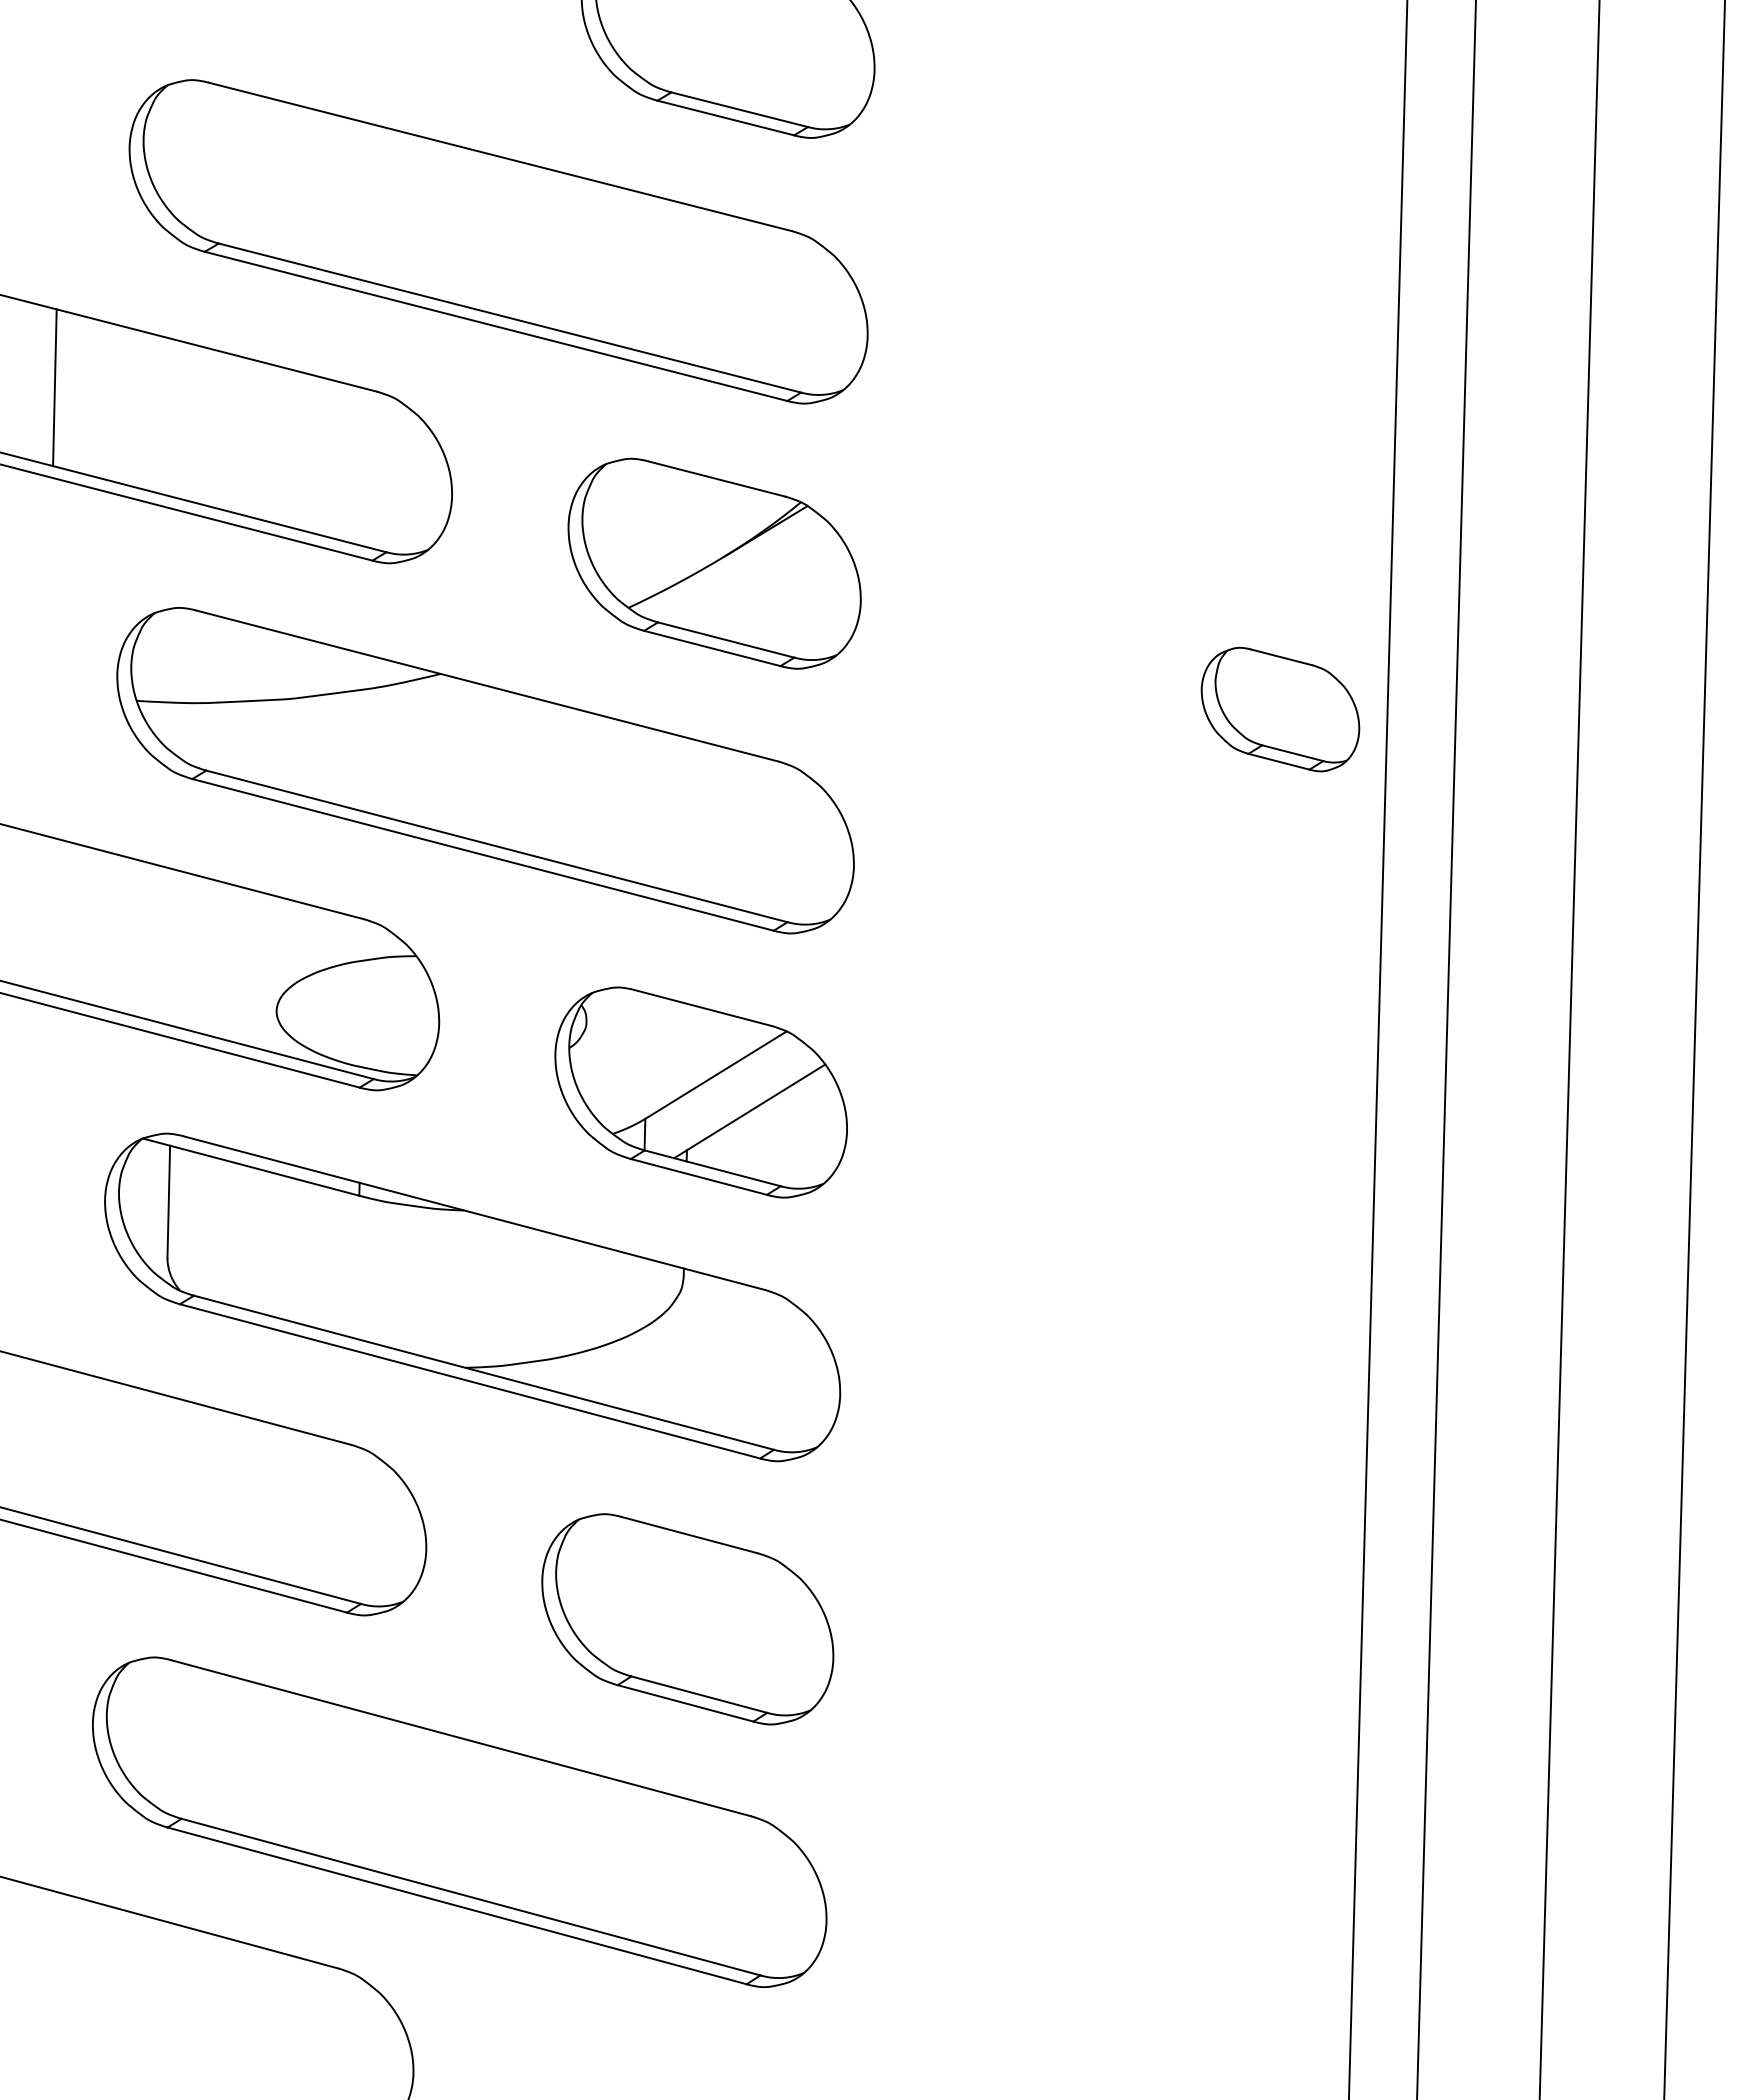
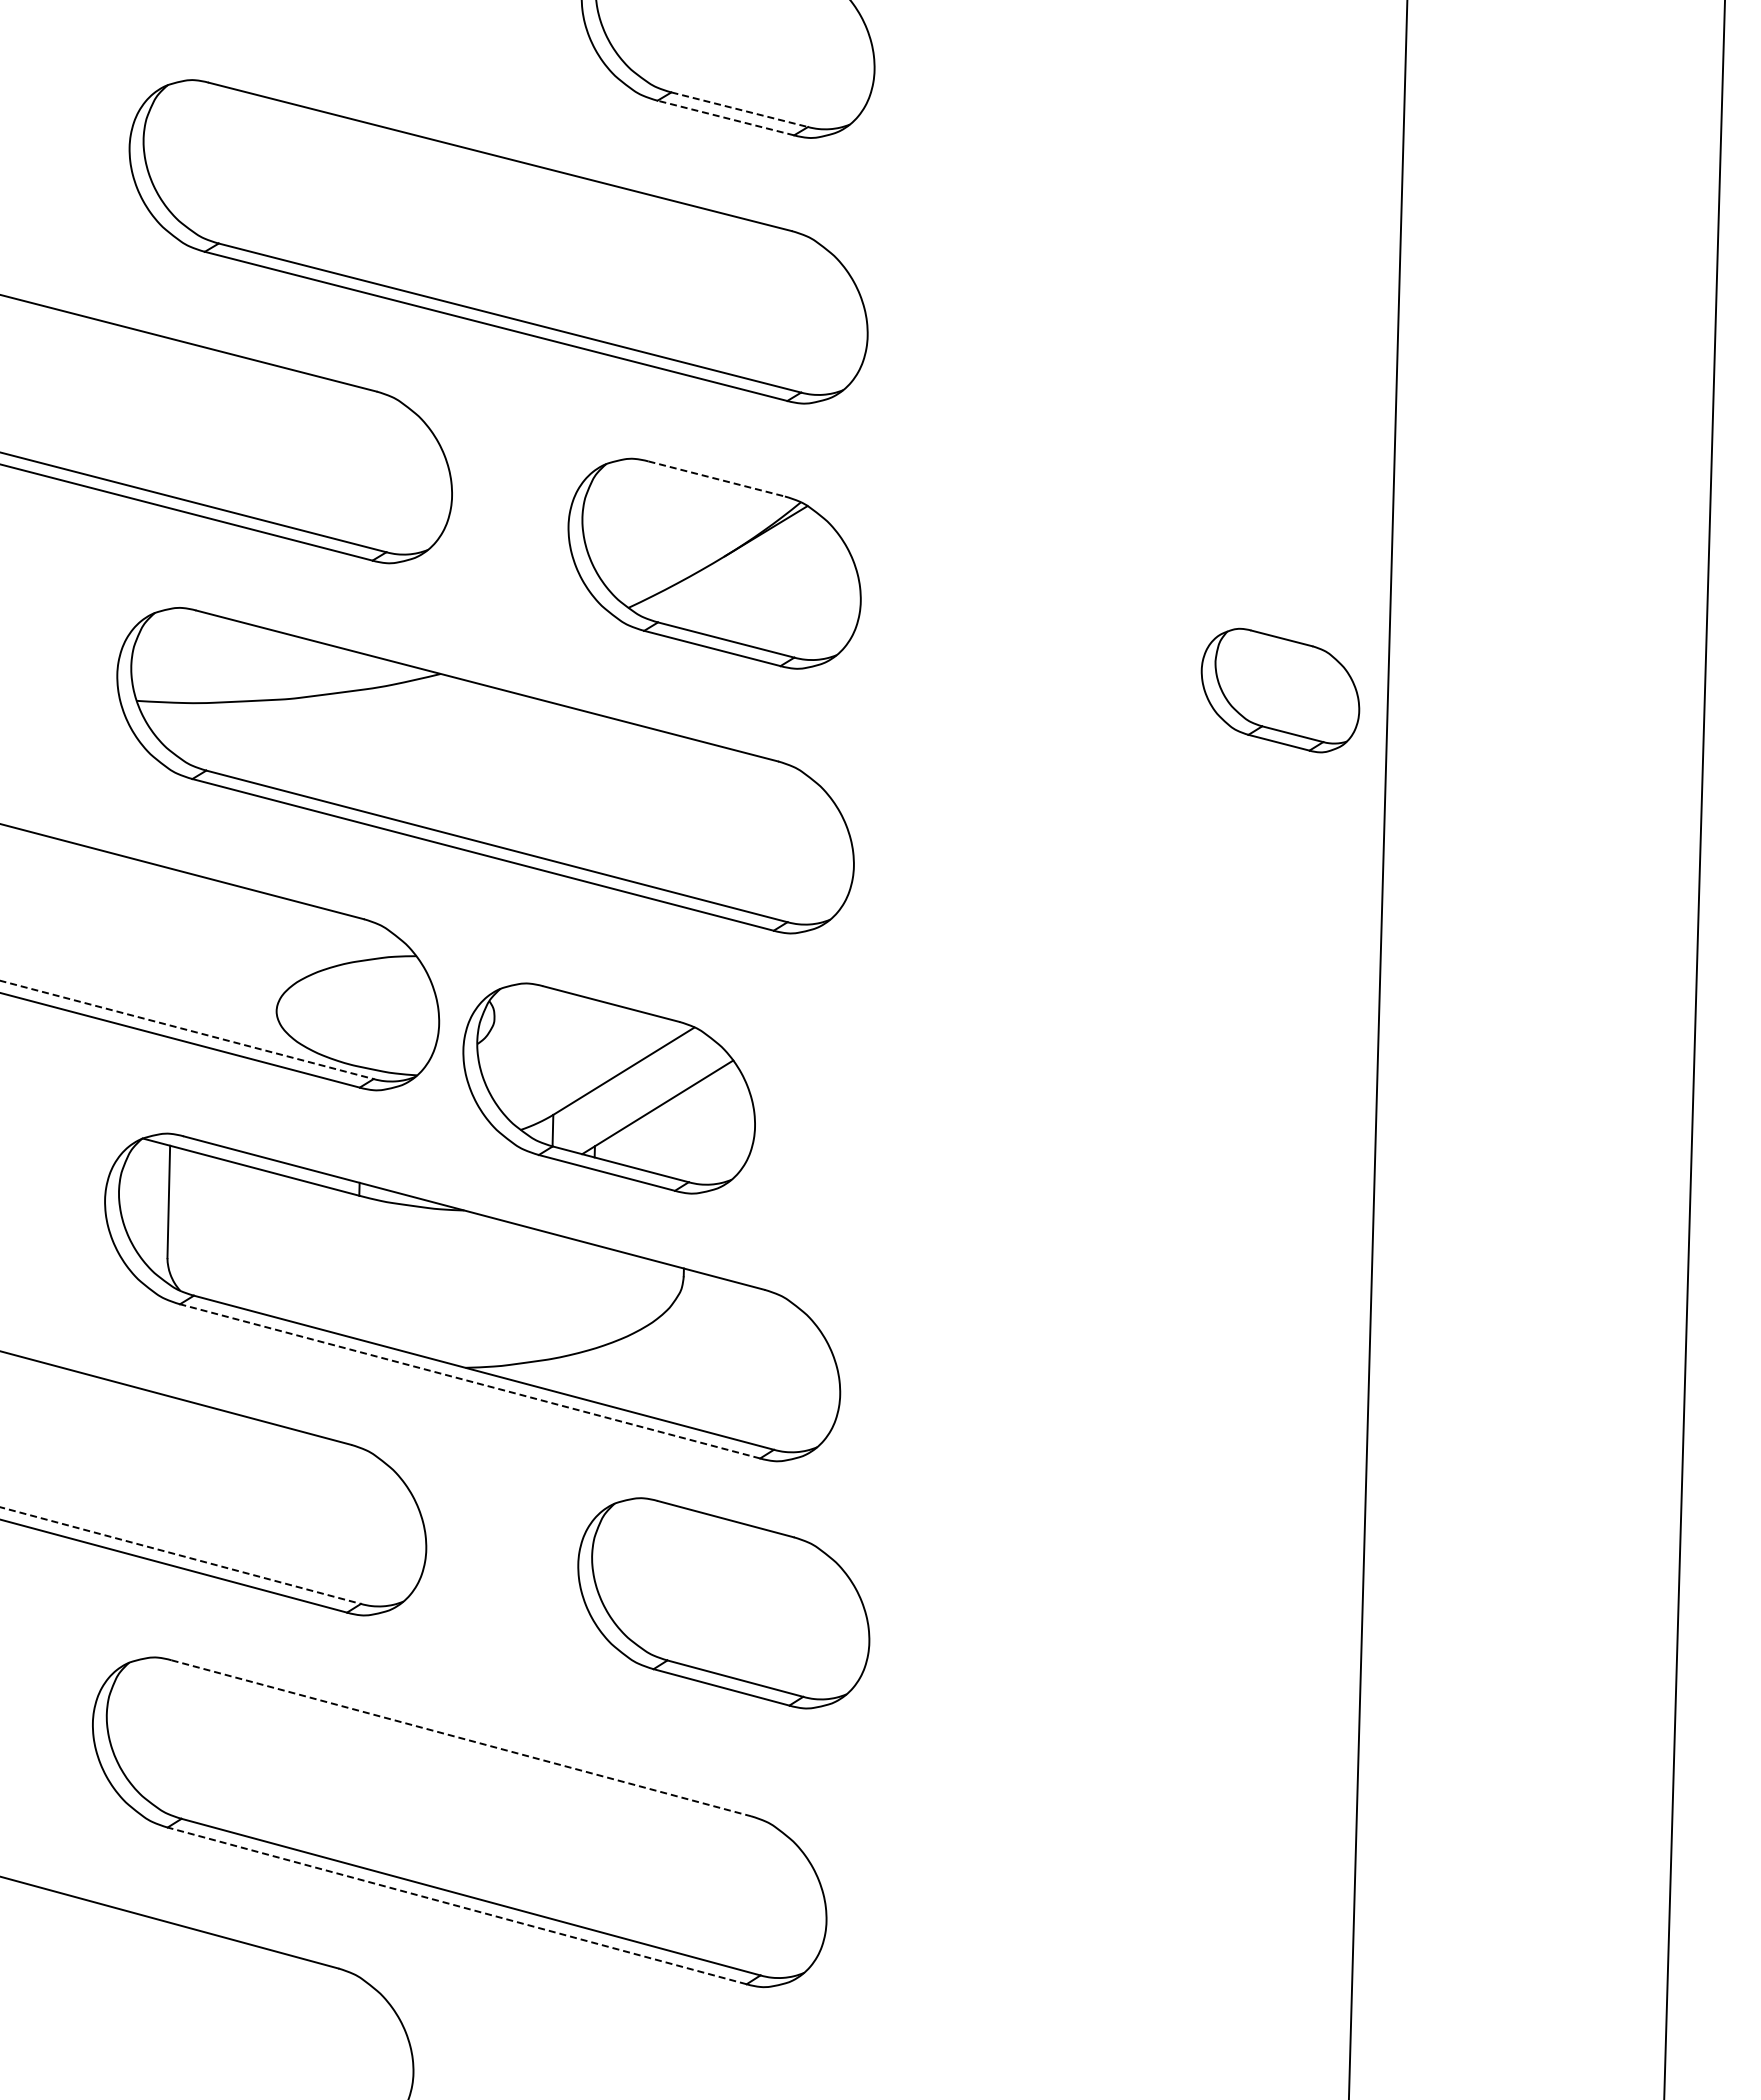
line: solid -> dashed (740, 109)
line: solid -> dashed (725, 117)
line: present -> none (54, 387)
line: solid -> dashed (717, 479)
part position: (1280, 709) -> (1280, 690) (1280, 690)
line: solid -> dashed (187, 1029)
line: present -> none (1446, 1049)
line: present -> none (1569, 1049)
part position: (700, 1092) -> (608, 1088) (608, 1088)
line: solid -> dashed (469, 1381)
line: solid -> dashed (180, 1555)
part position: (687, 1619) -> (723, 1603) (723, 1603)
line: solid -> dashed (461, 1738)
line: solid -> dashed (457, 1905)
